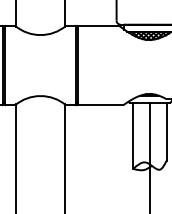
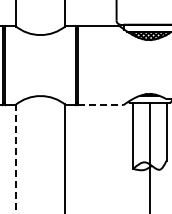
line: solid -> dashed (101, 105)
line: solid -> dashed (16, 159)
